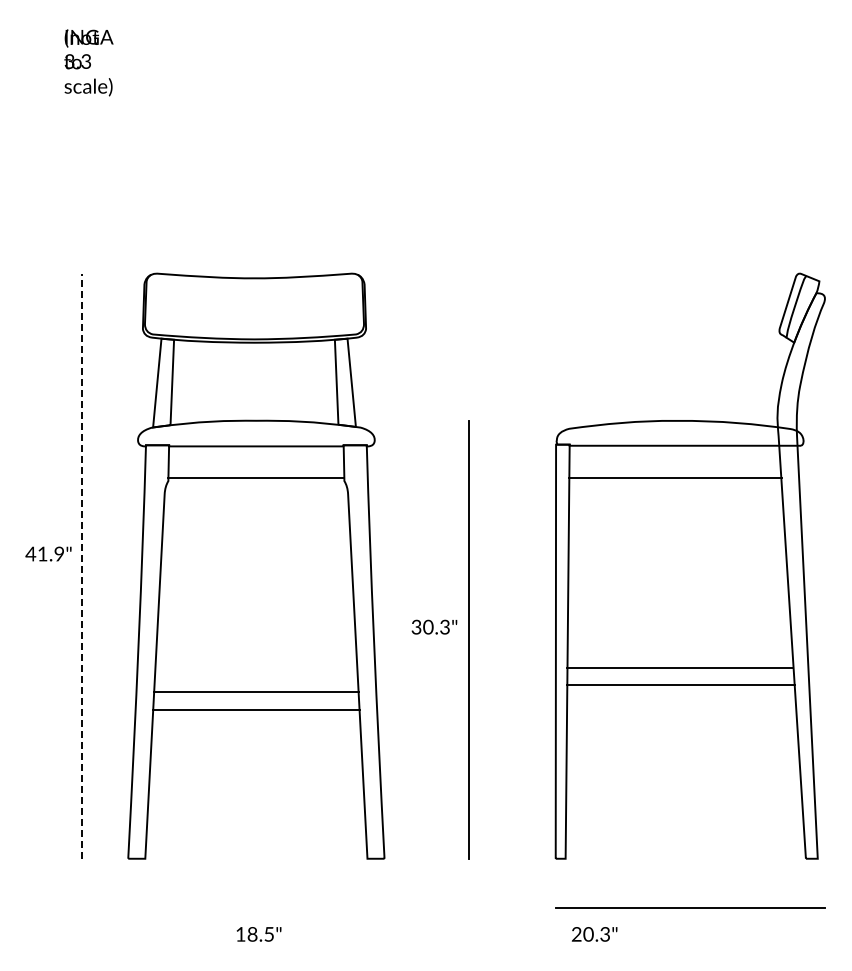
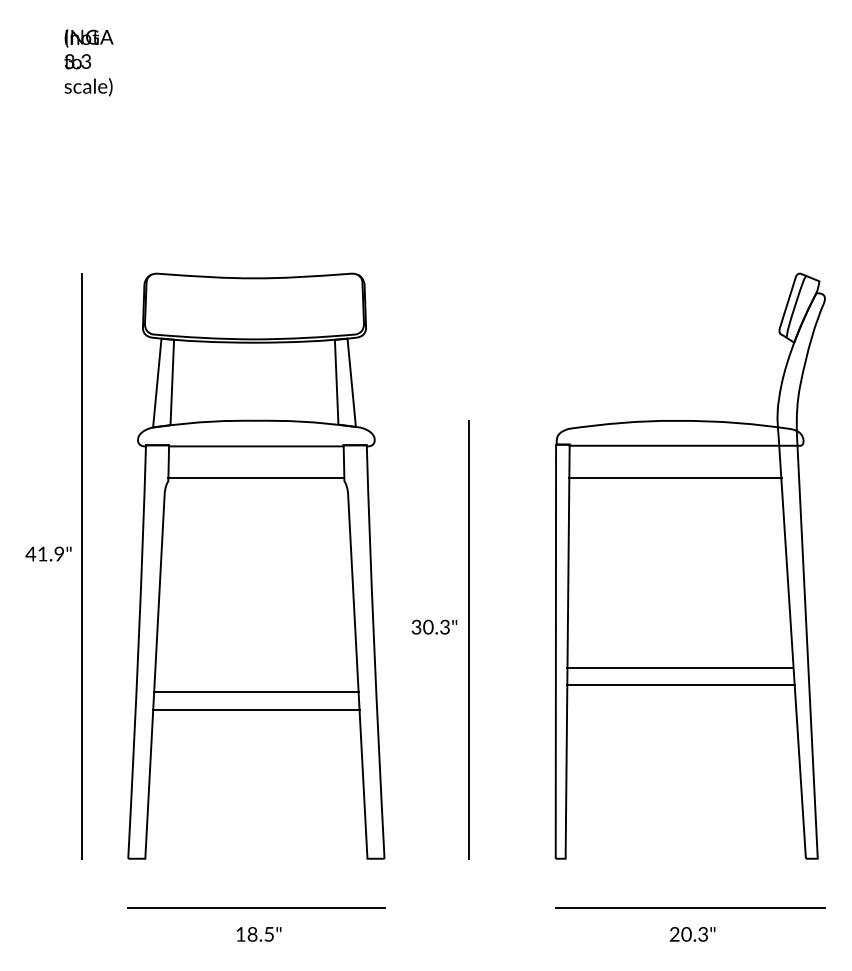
line: dashed -> solid (82, 566)
line: none -> present (256, 907)
text position: (594, 934) -> (692, 934) (692, 934)
